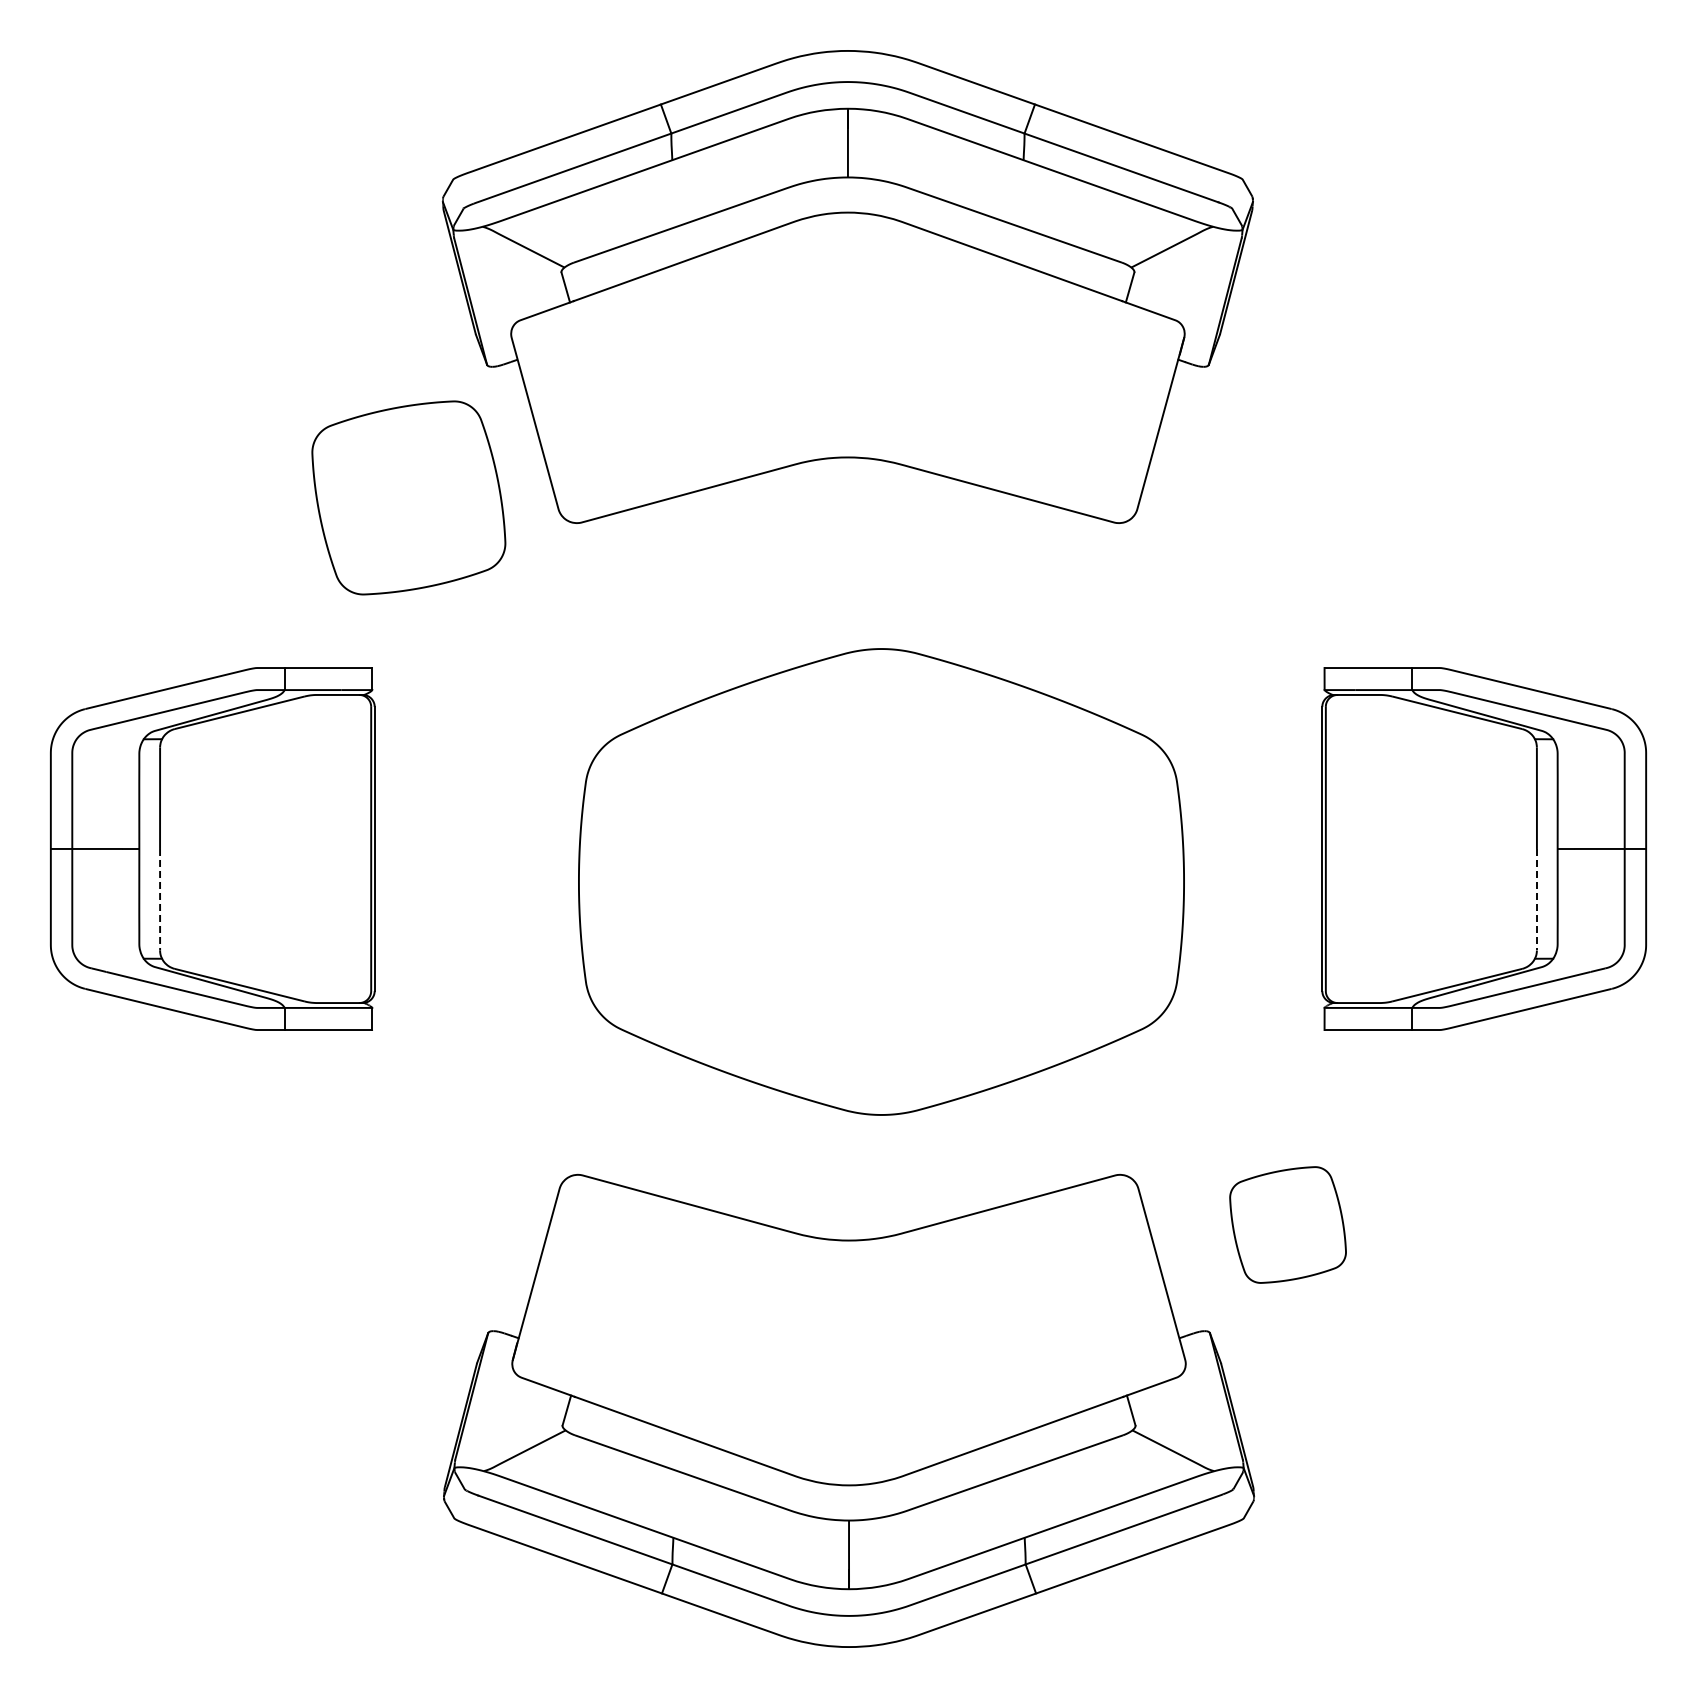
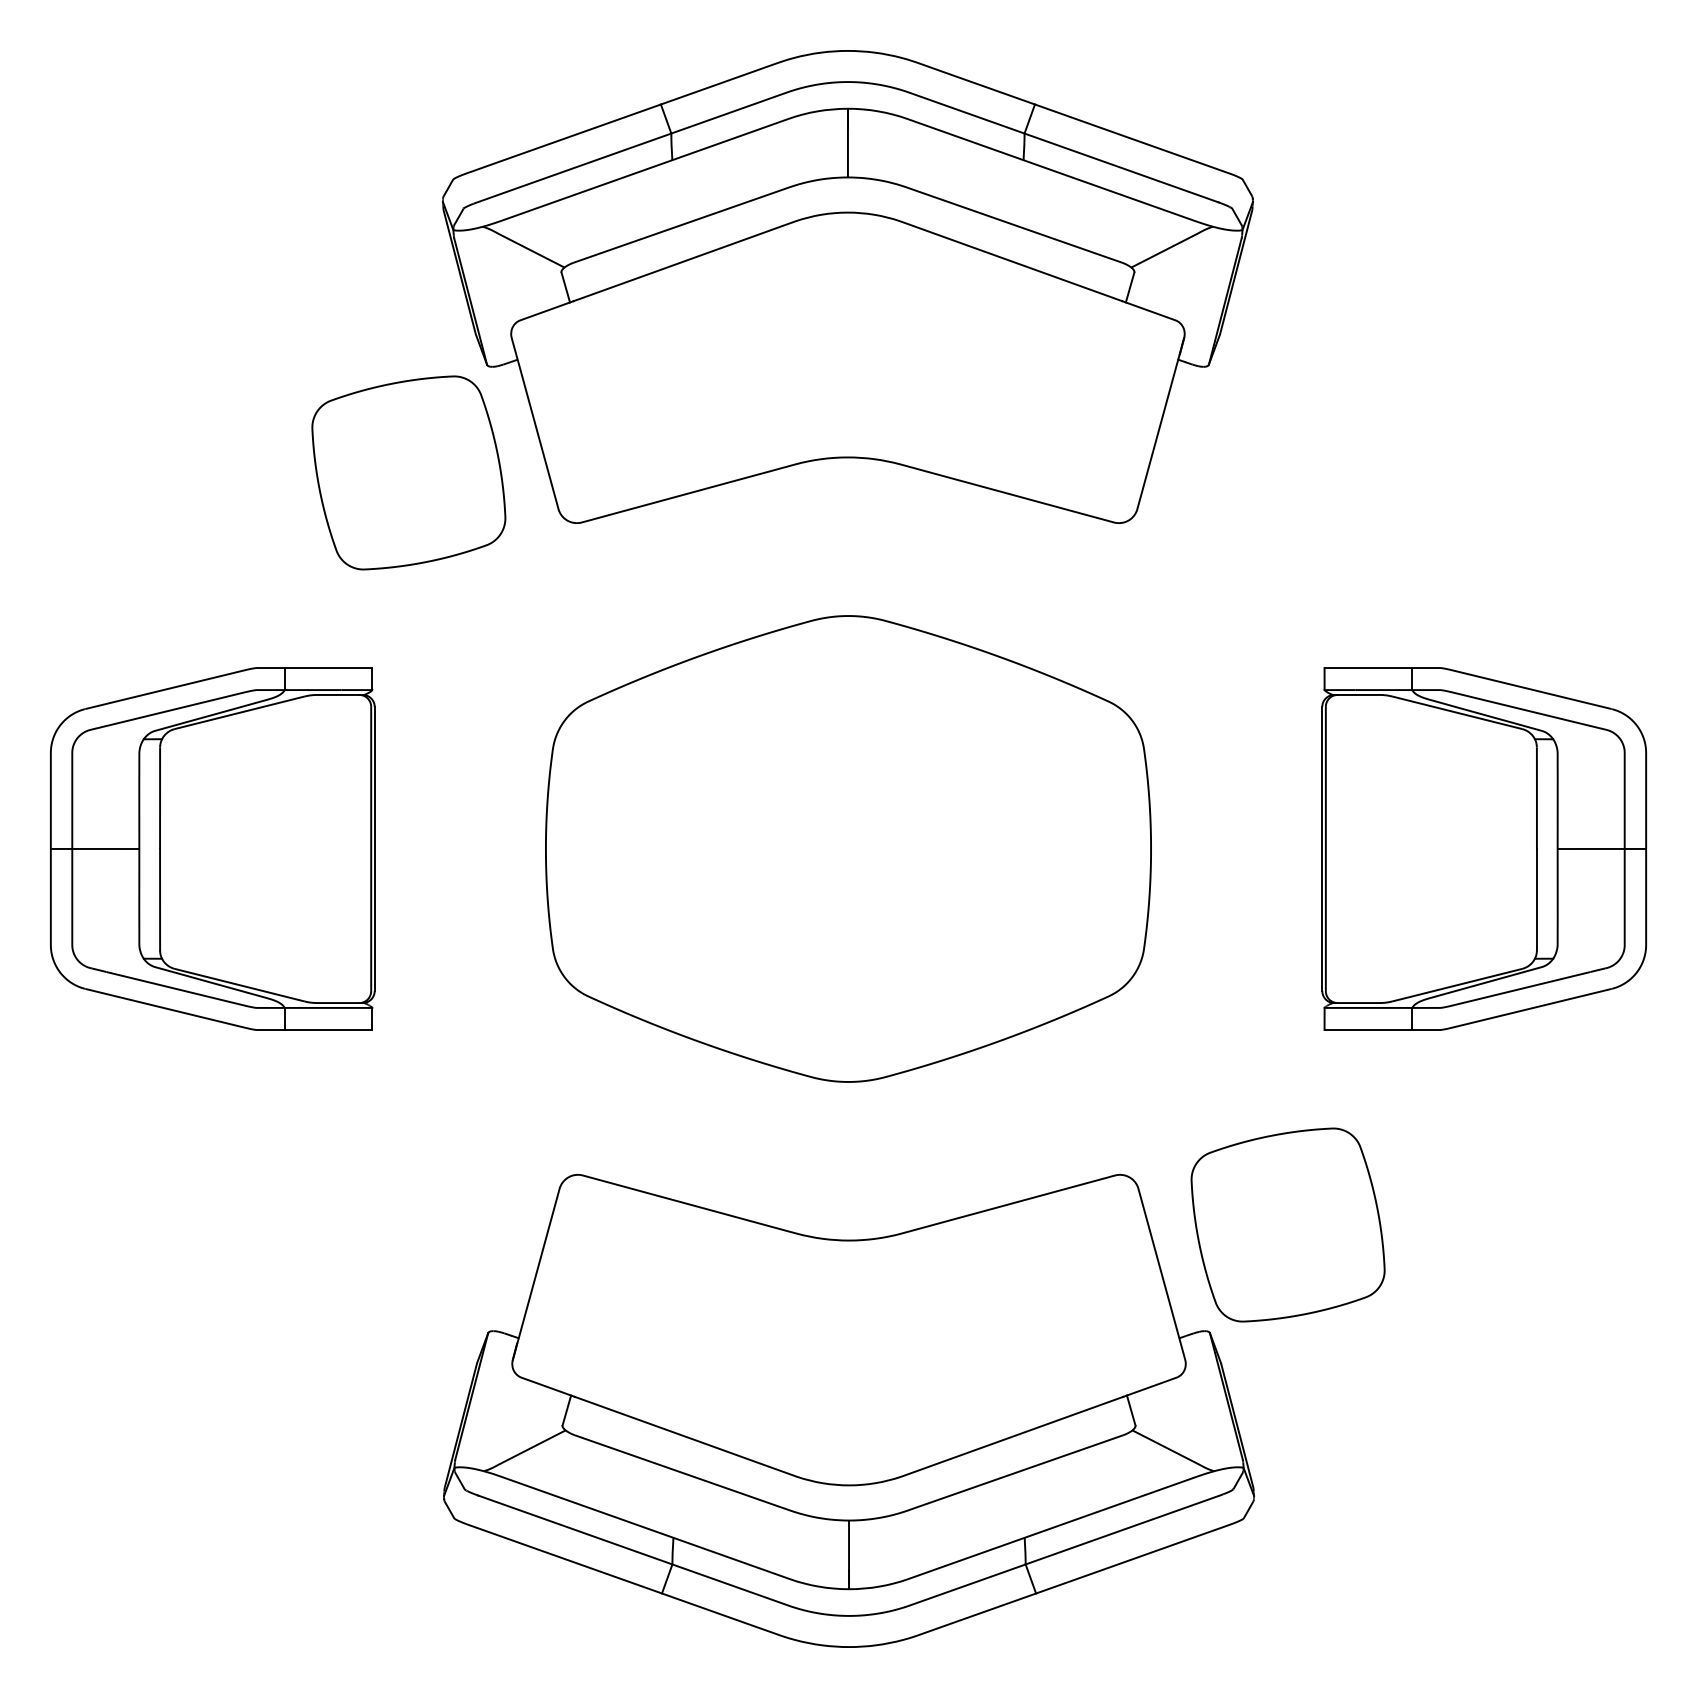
part position: (408, 497) -> (408, 472) (408, 472)
part position: (881, 881) -> (848, 848) (848, 848)
line: dashed -> solid (160, 899)
line: dashed -> solid (1536, 899)
part size: 118x118 px -> 196x196 px (1287, 1224)
